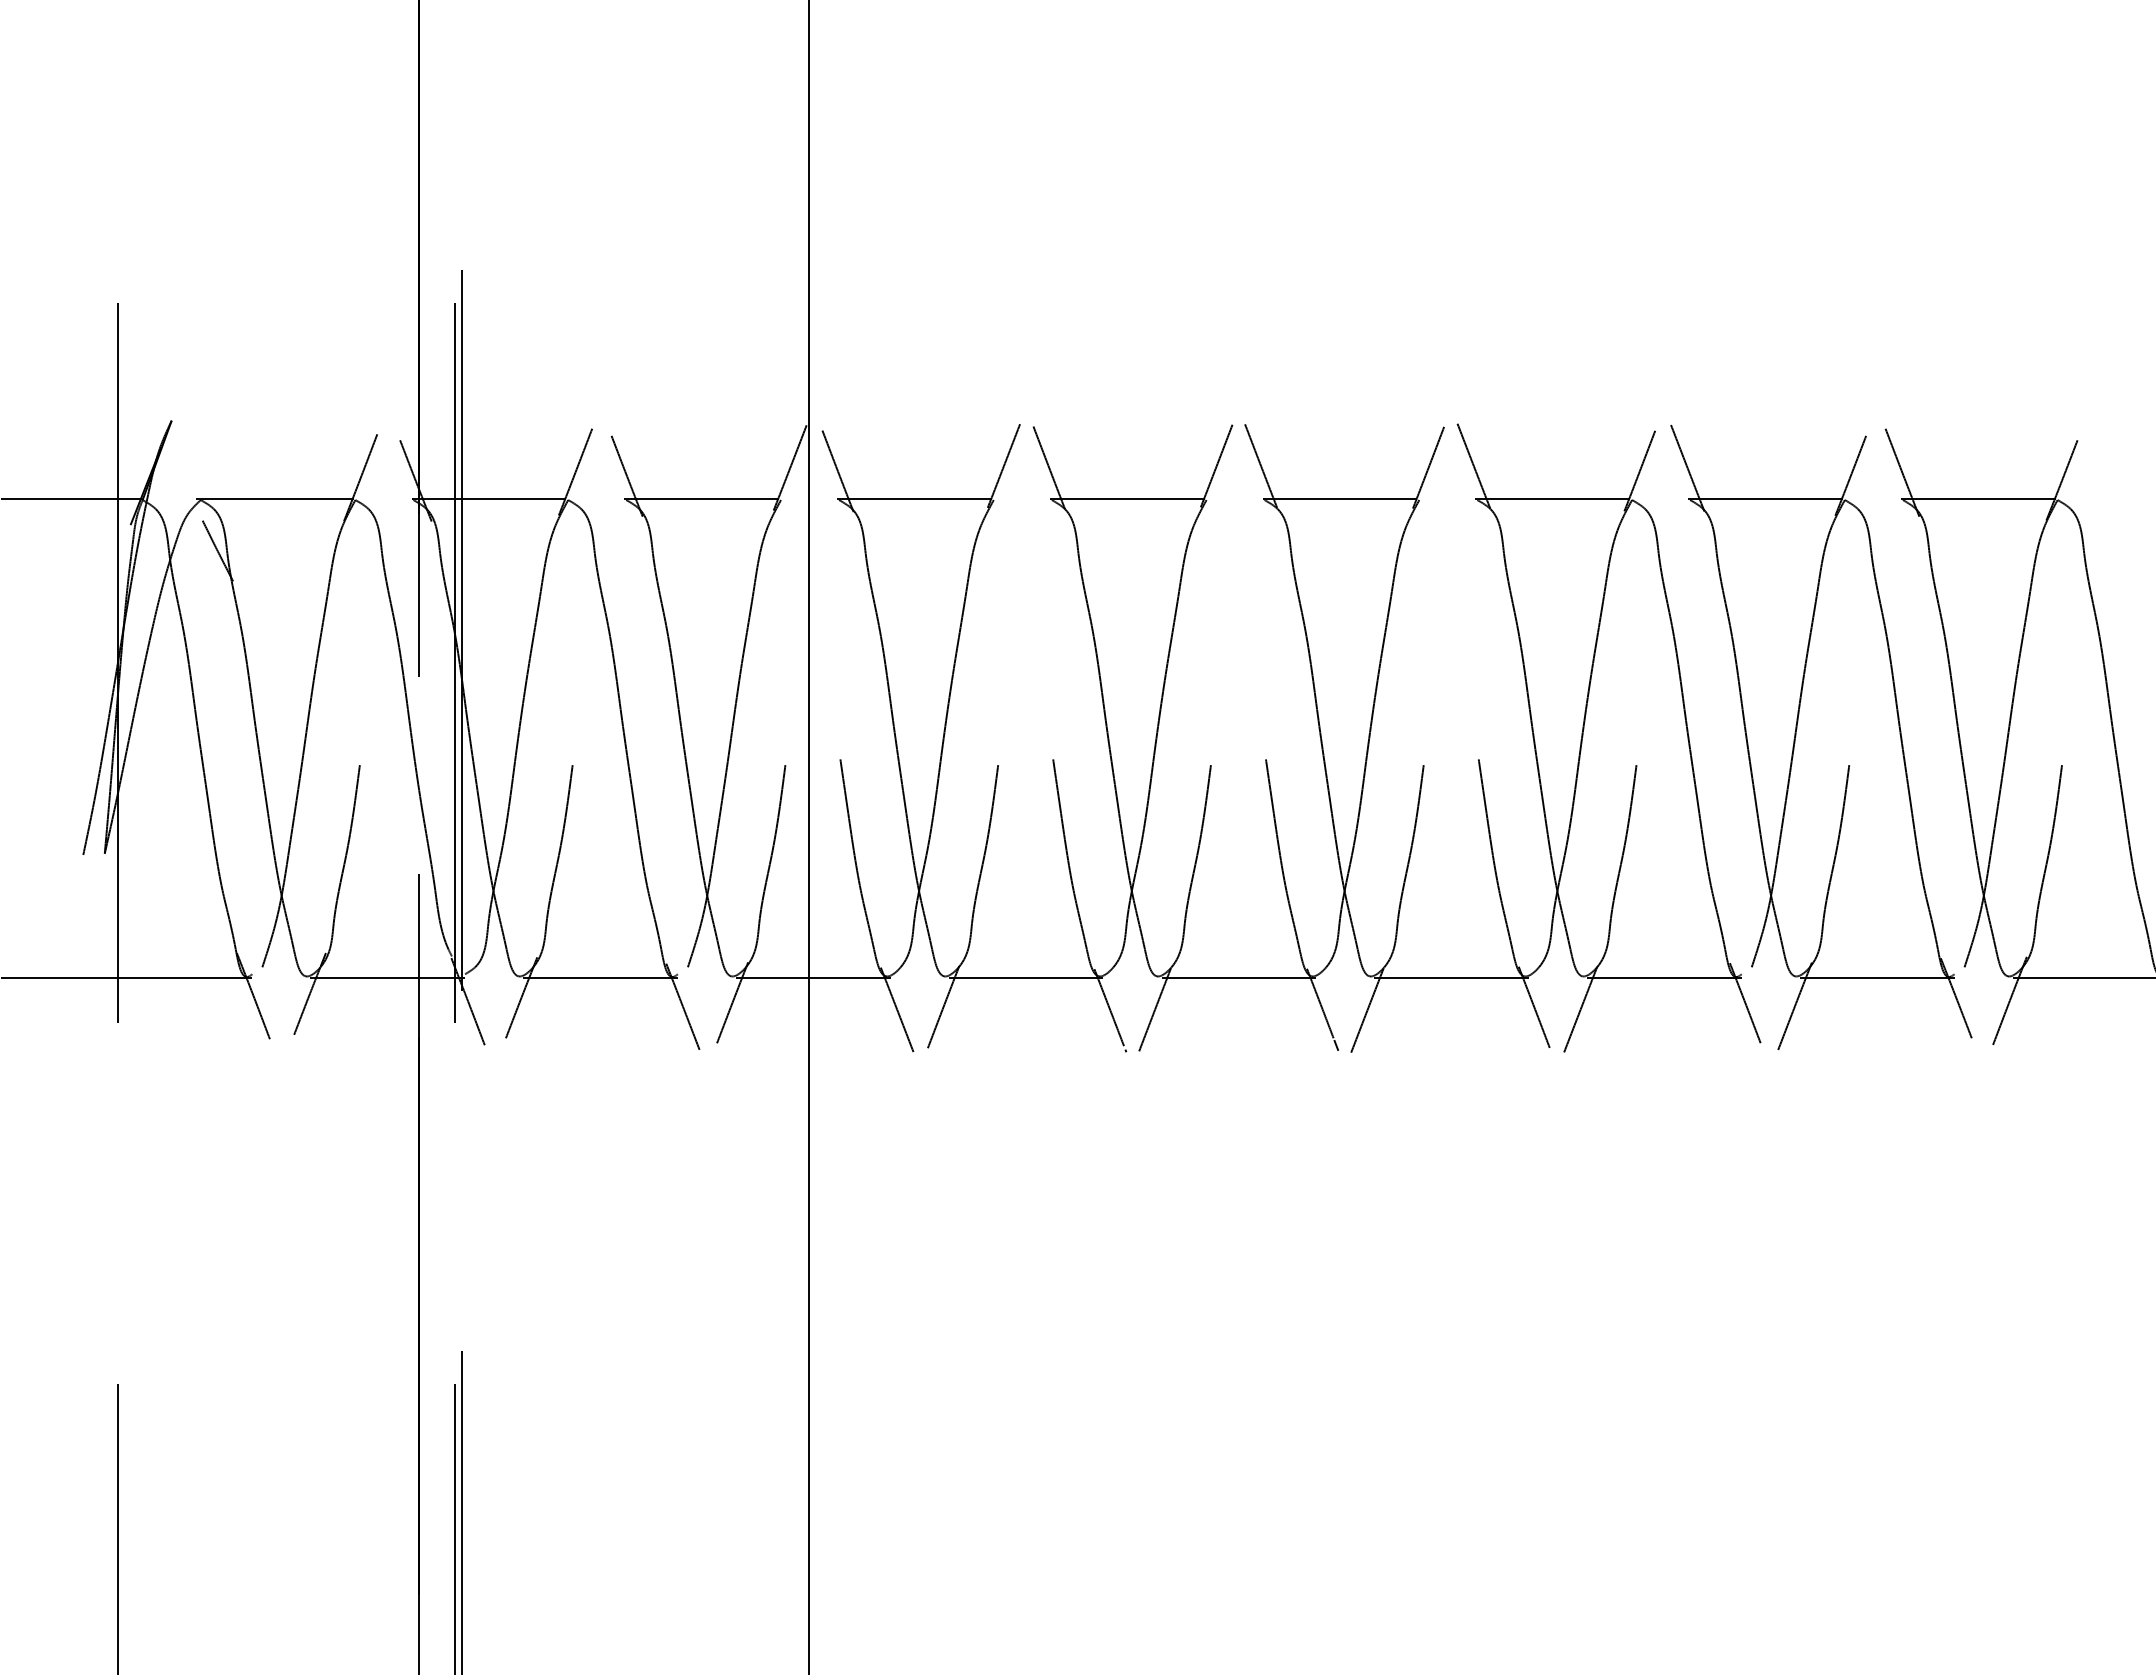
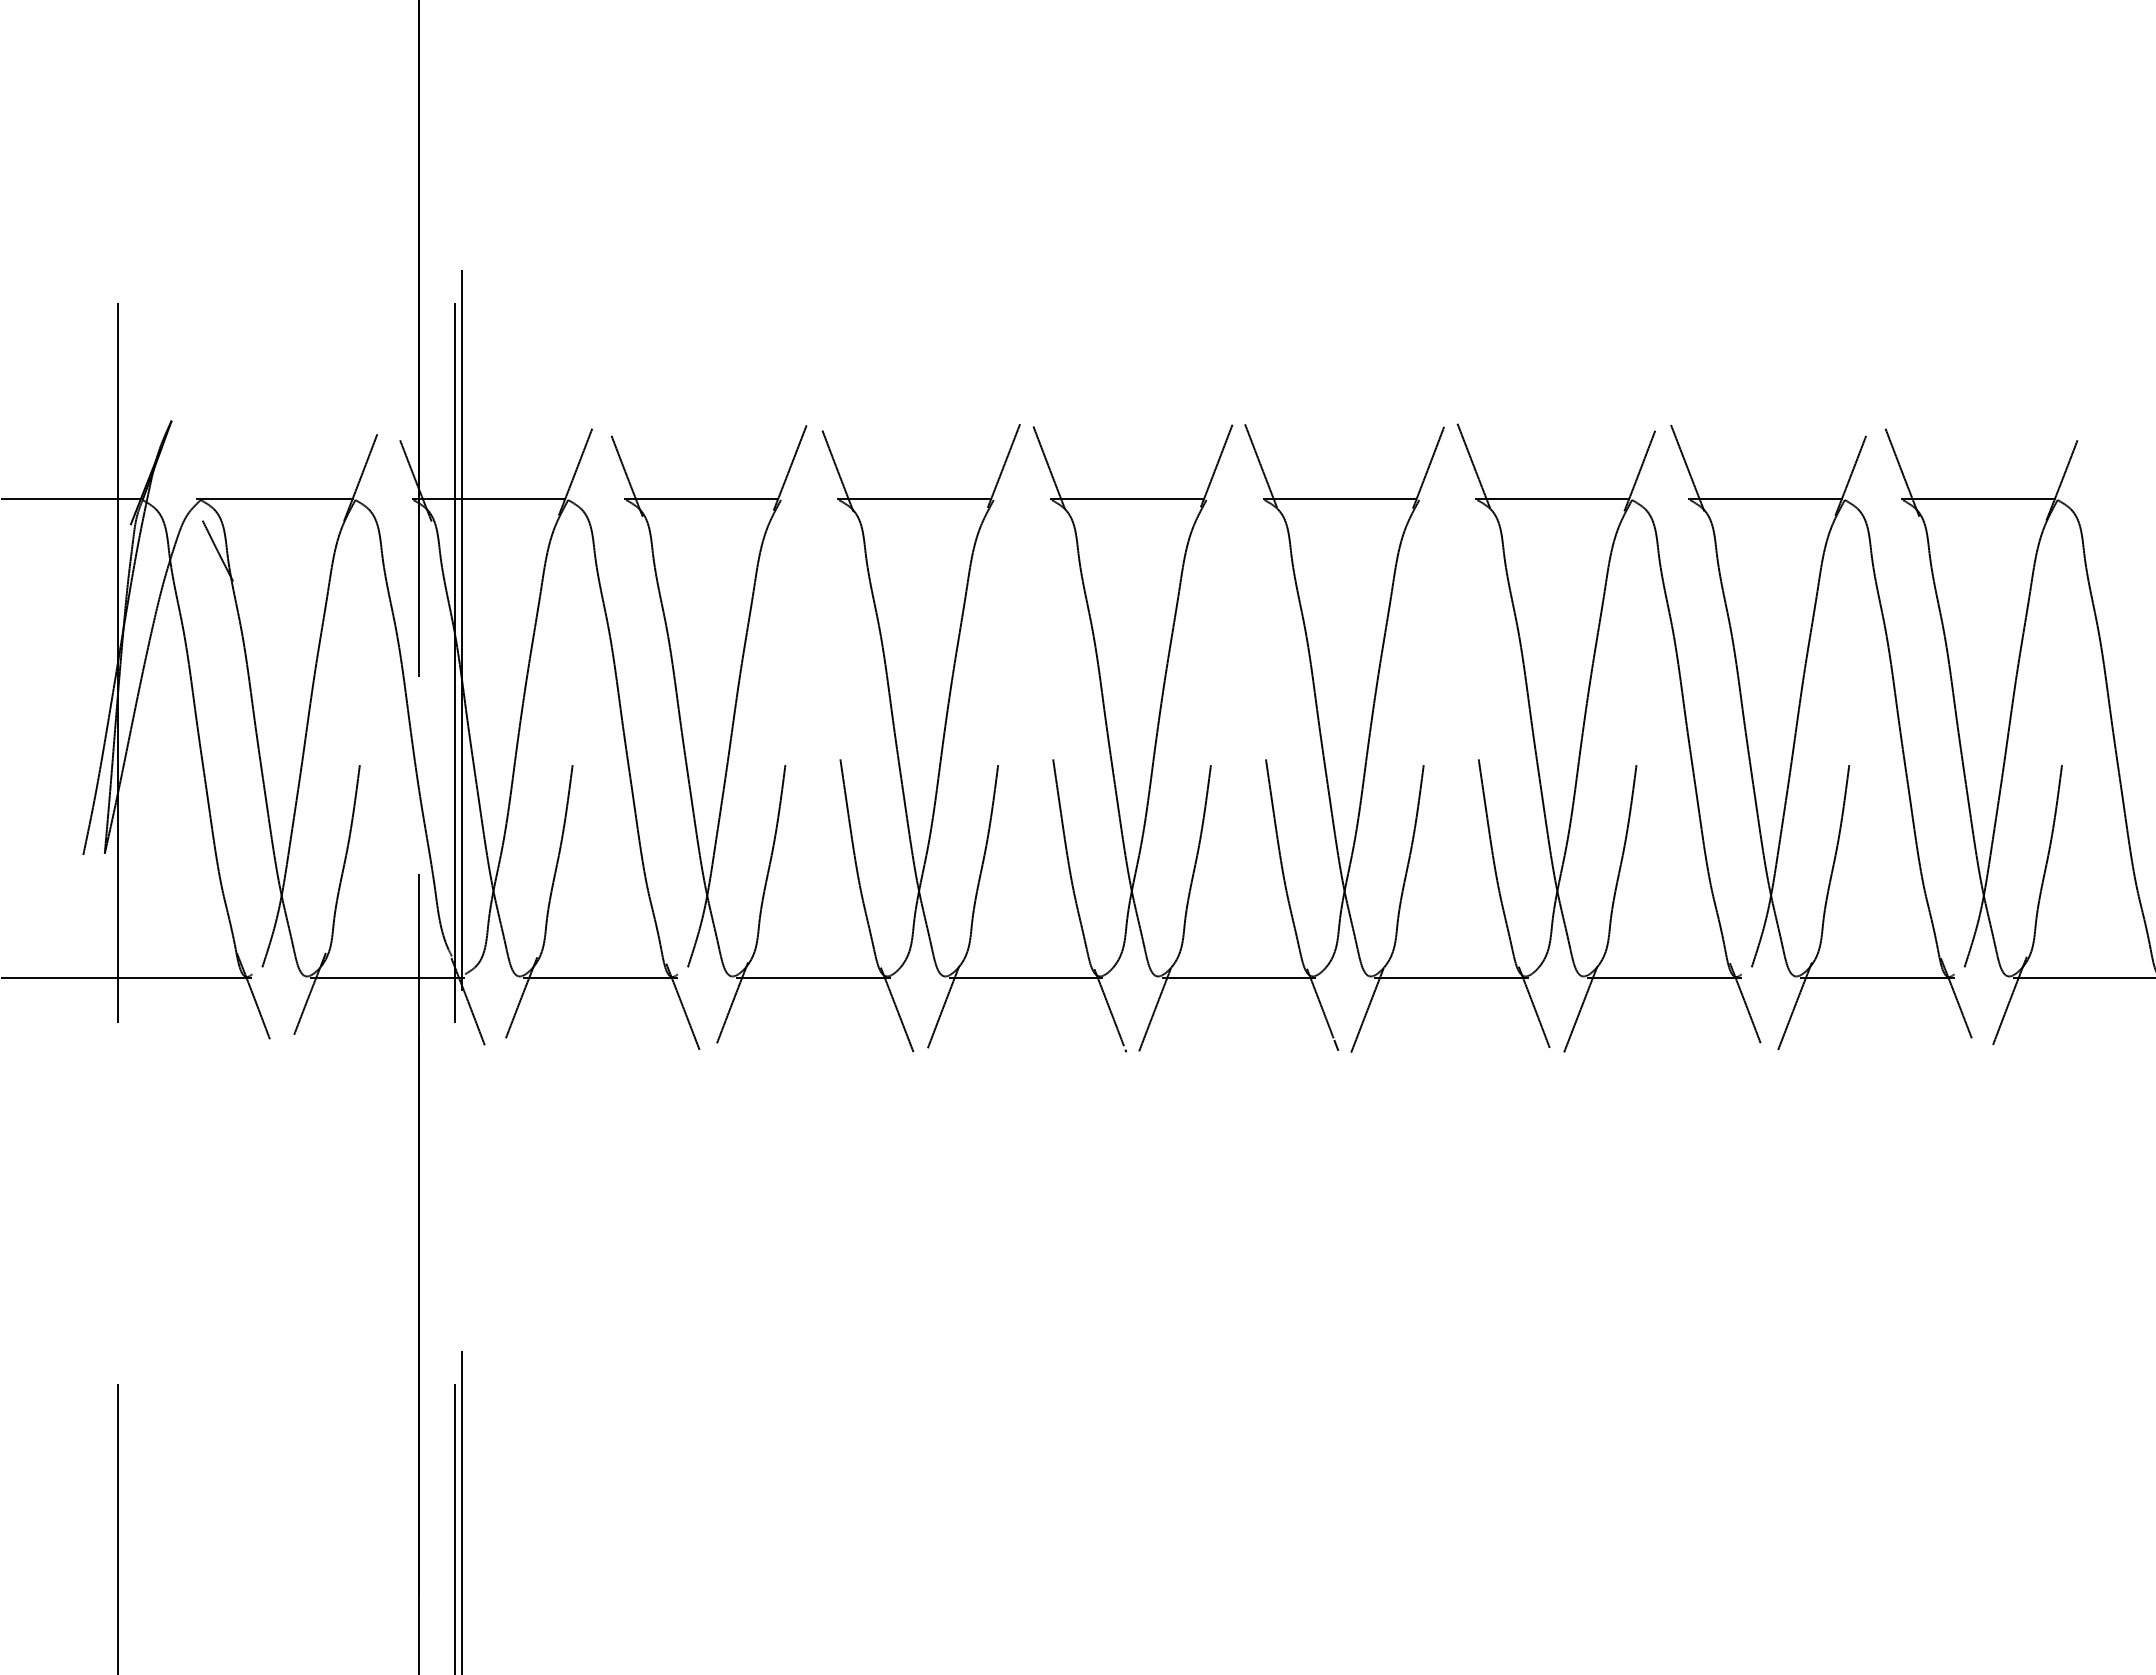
line: present -> none (809, 836)
